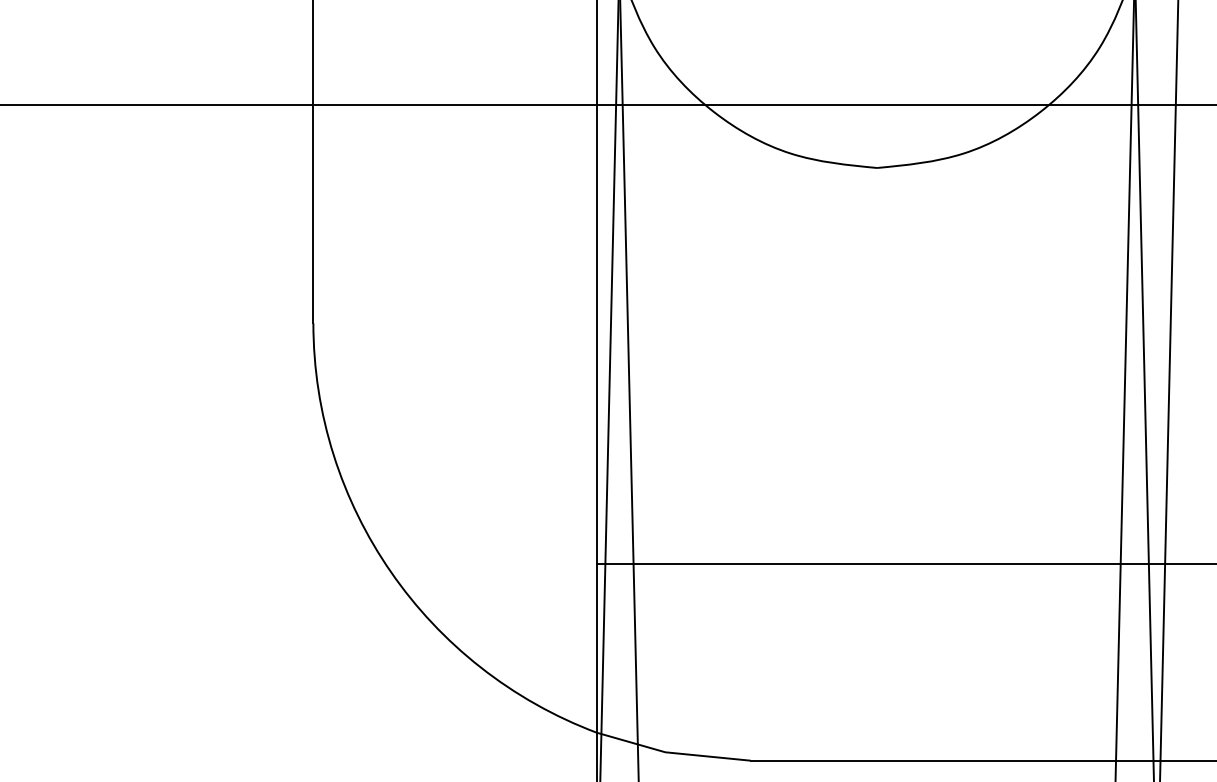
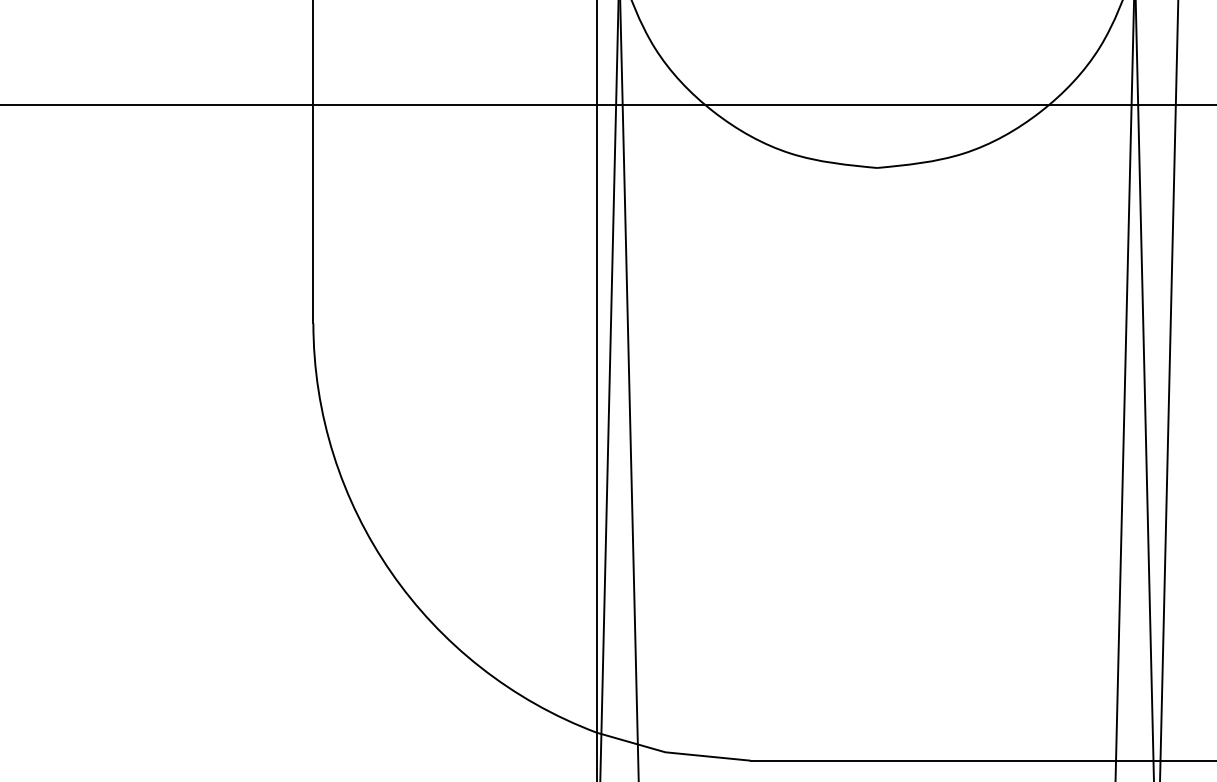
line: present -> none (904, 564)
